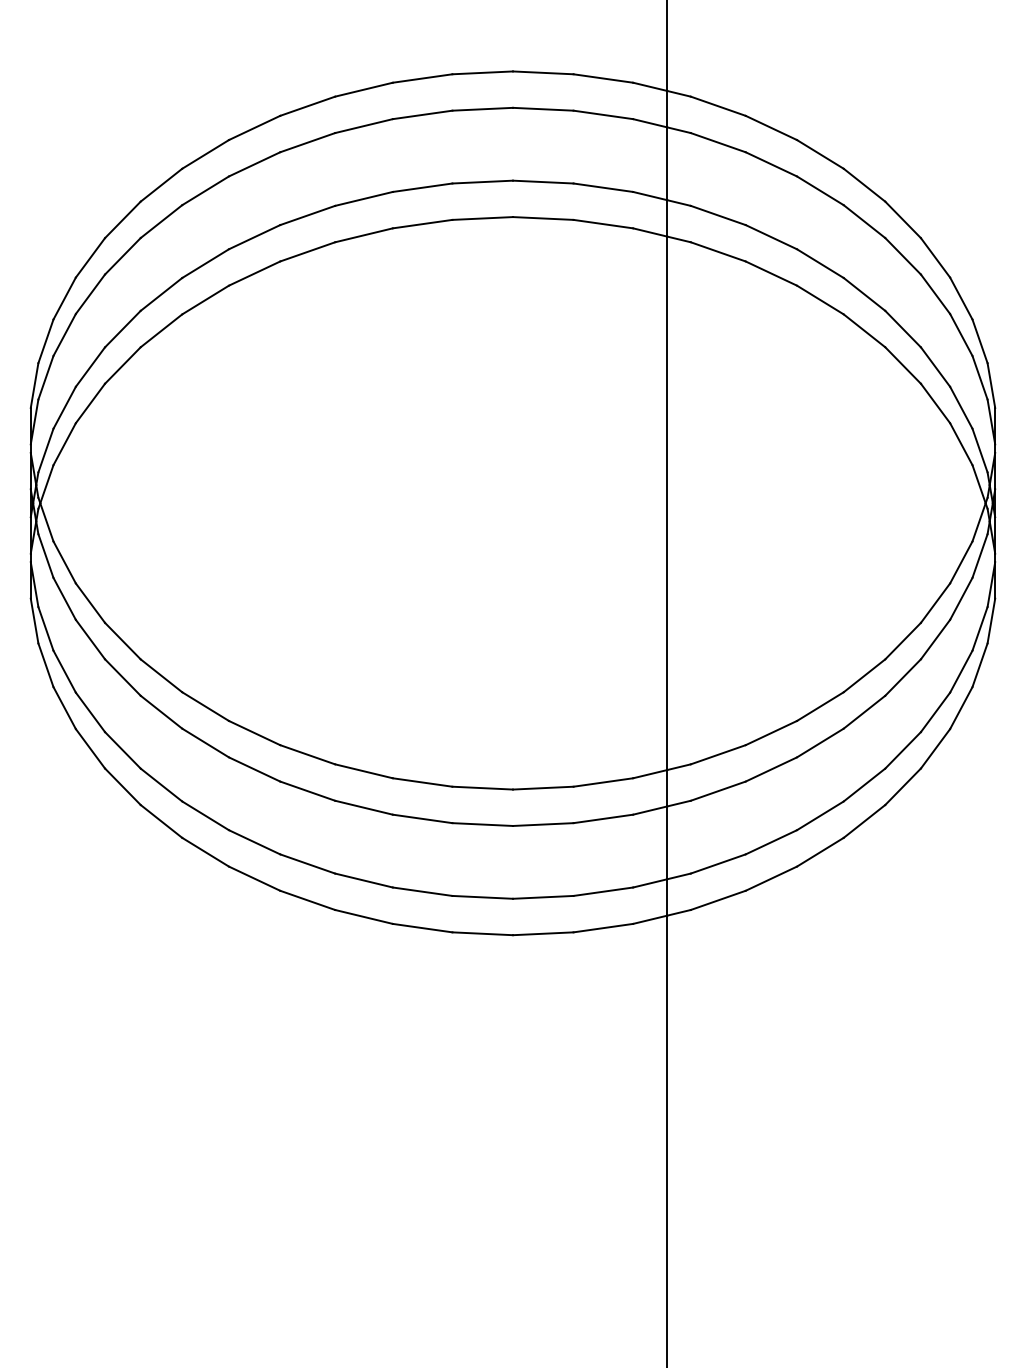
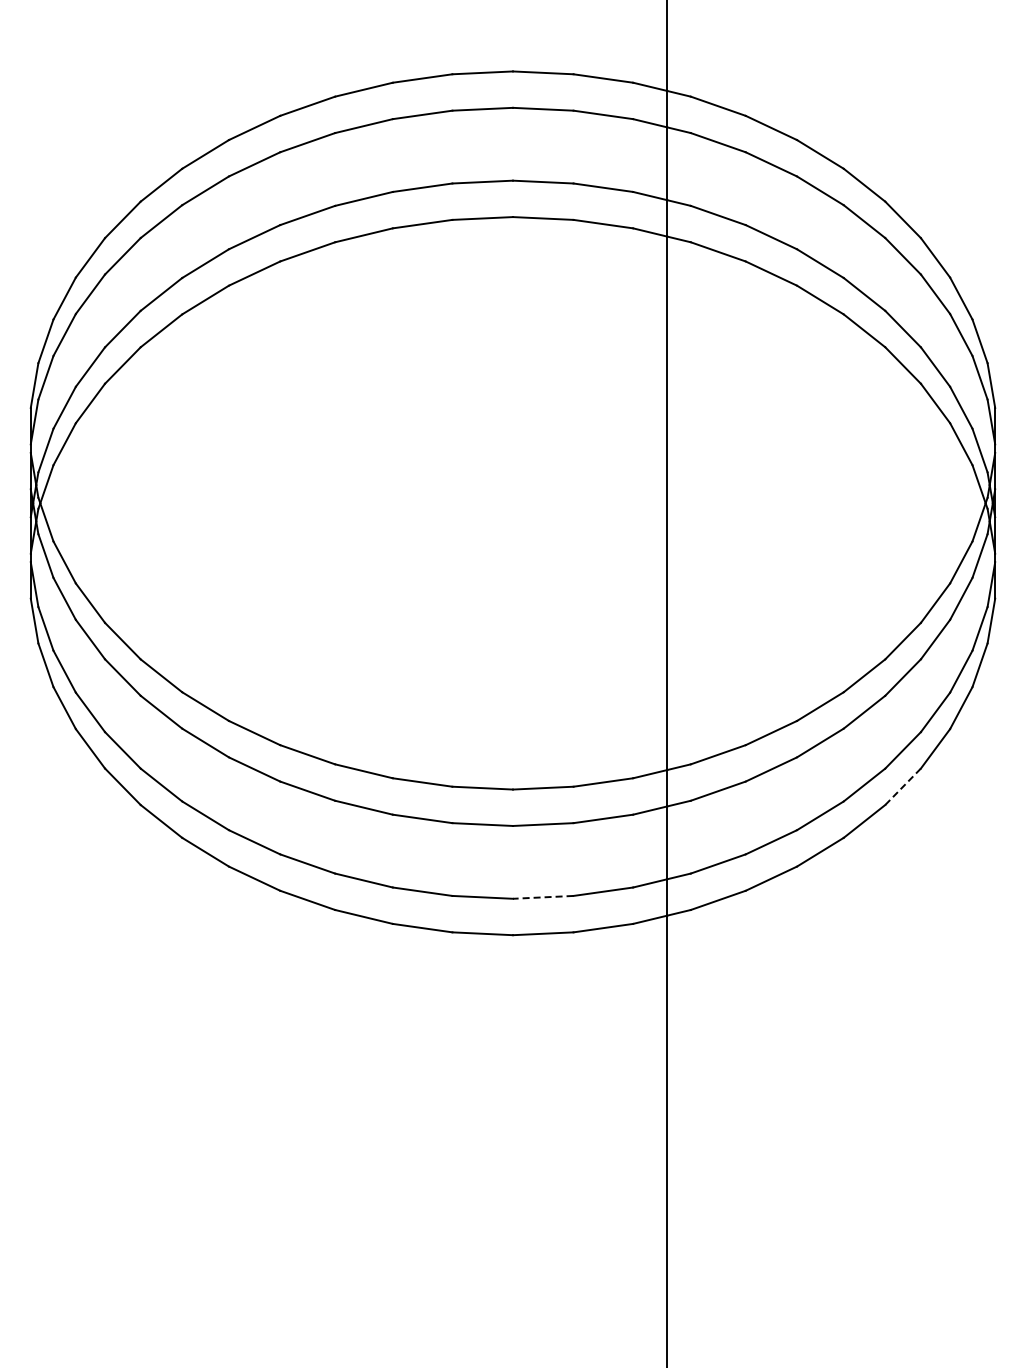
line: solid -> dashed (903, 786)
line: solid -> dashed (542, 897)
